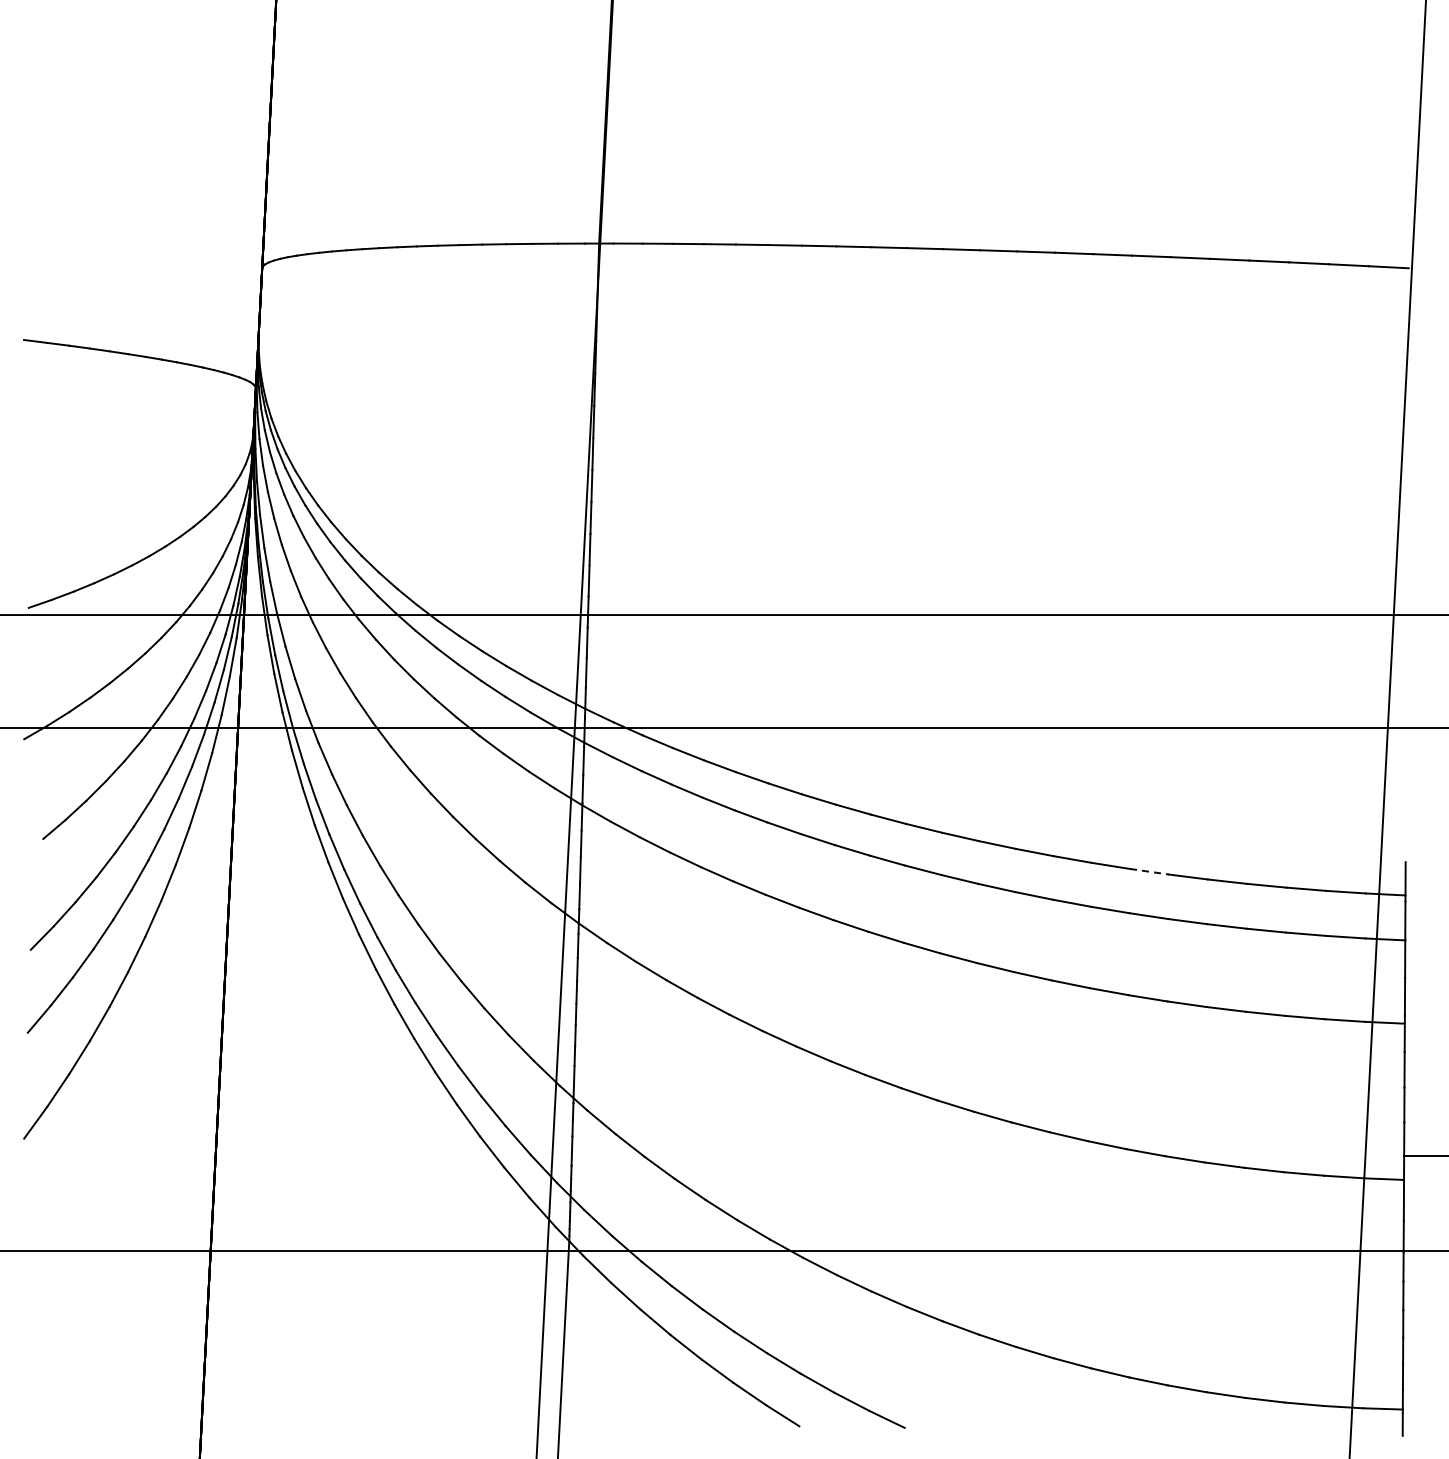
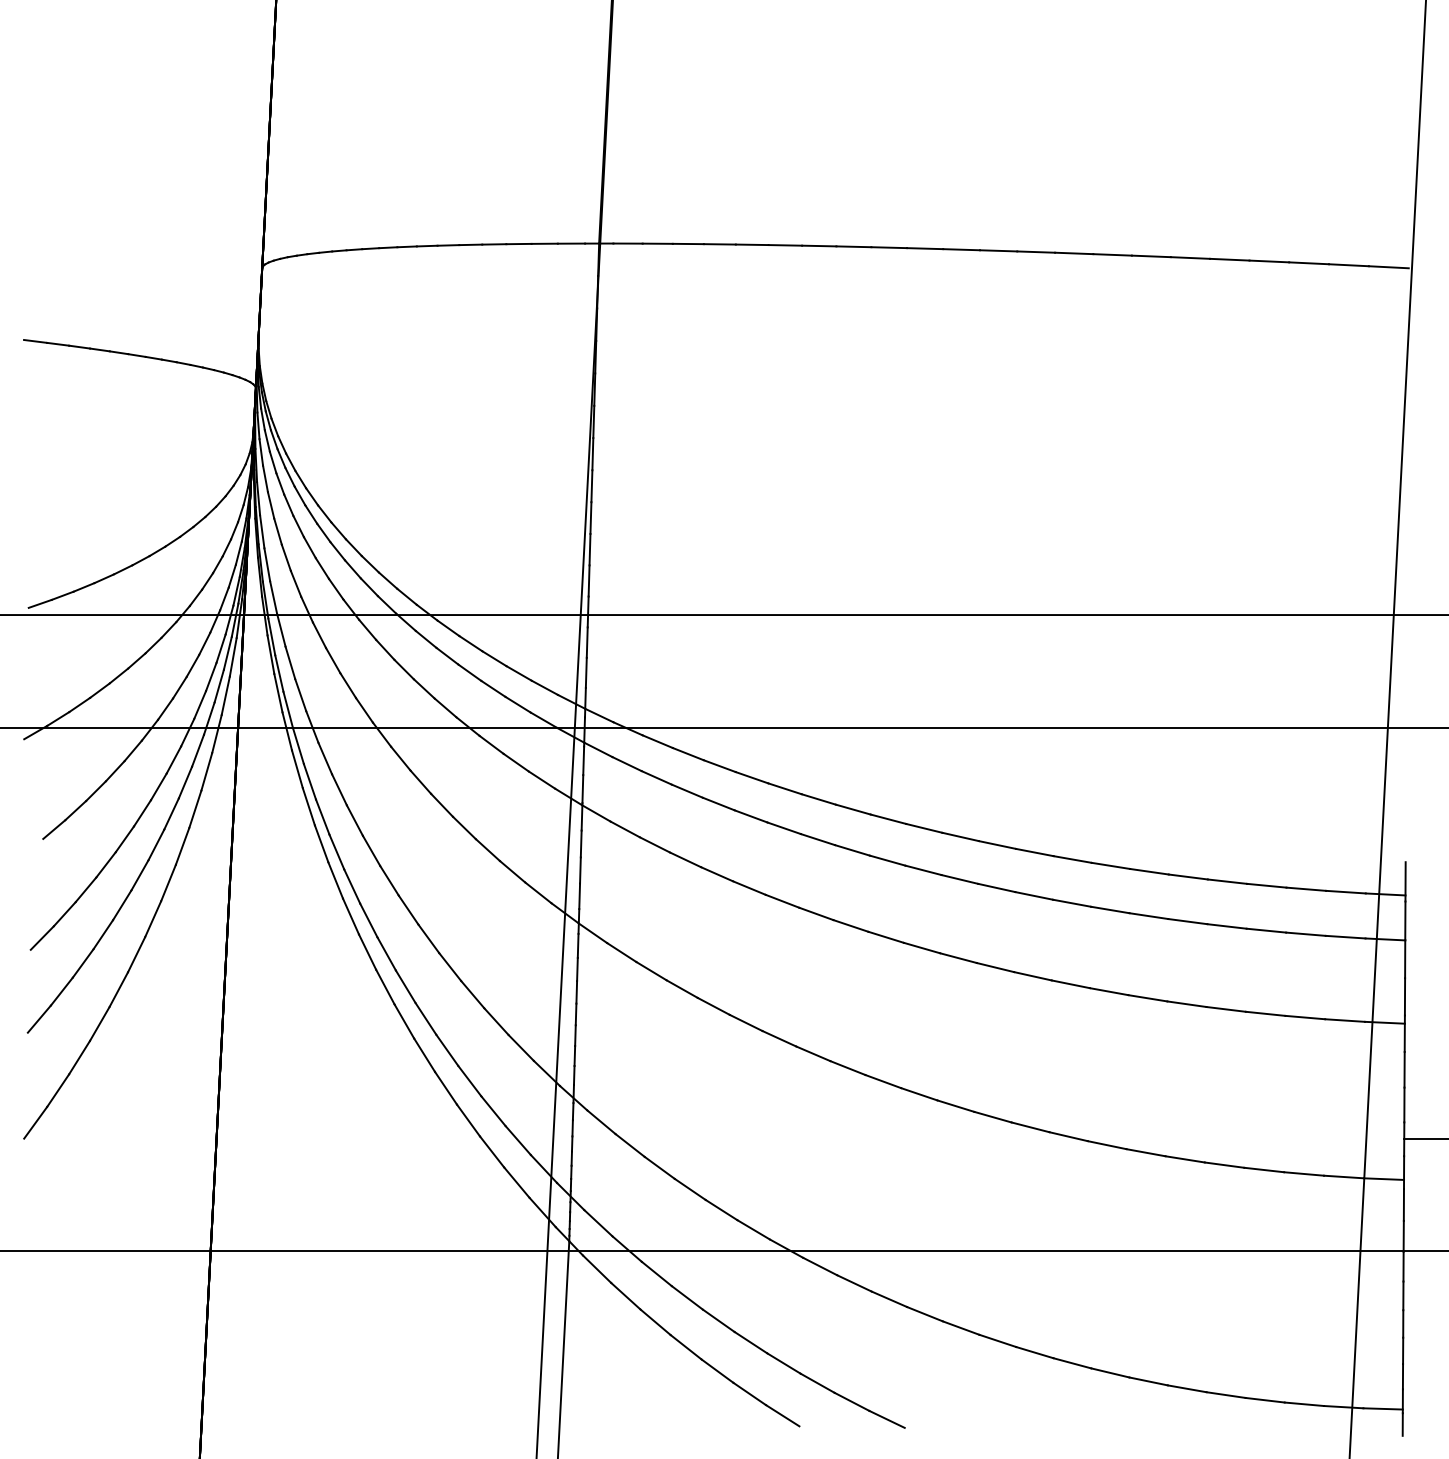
line: dashed -> solid (1149, 871)
line position: (1424, 1156) -> (1424, 1139) (1424, 1139)
